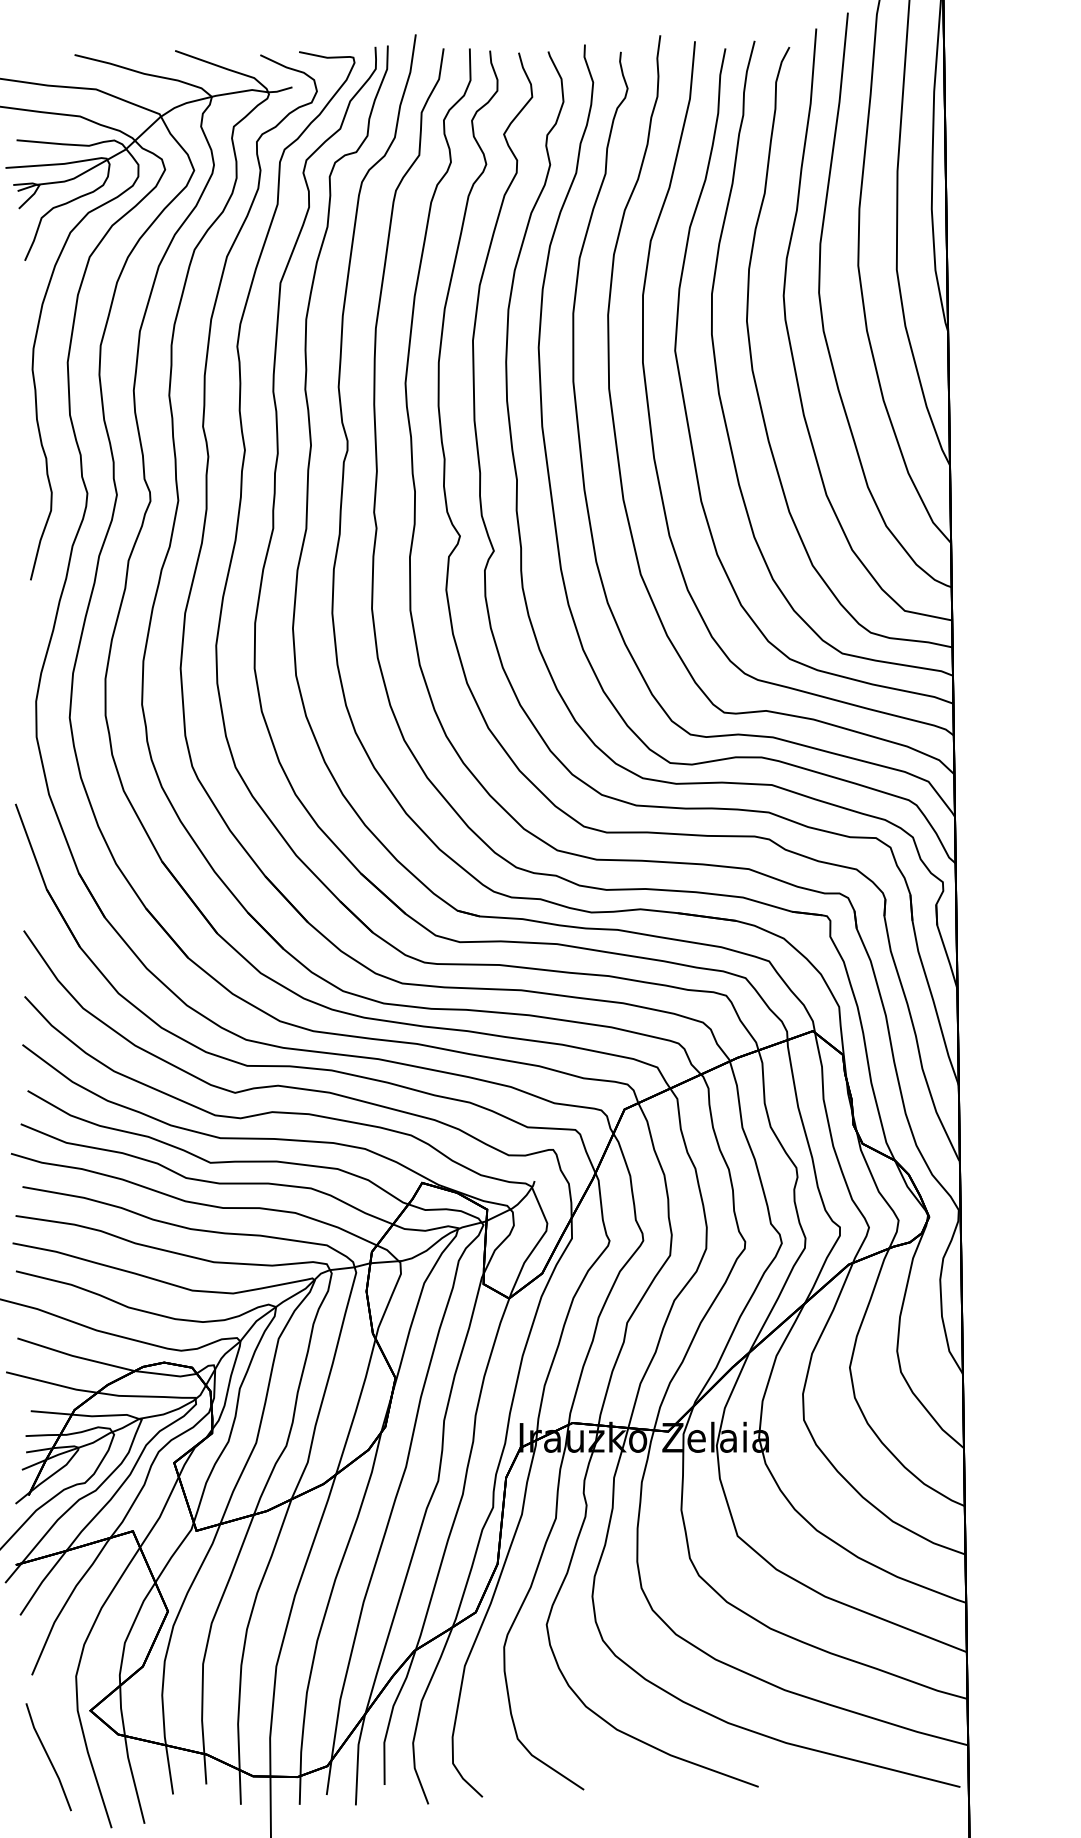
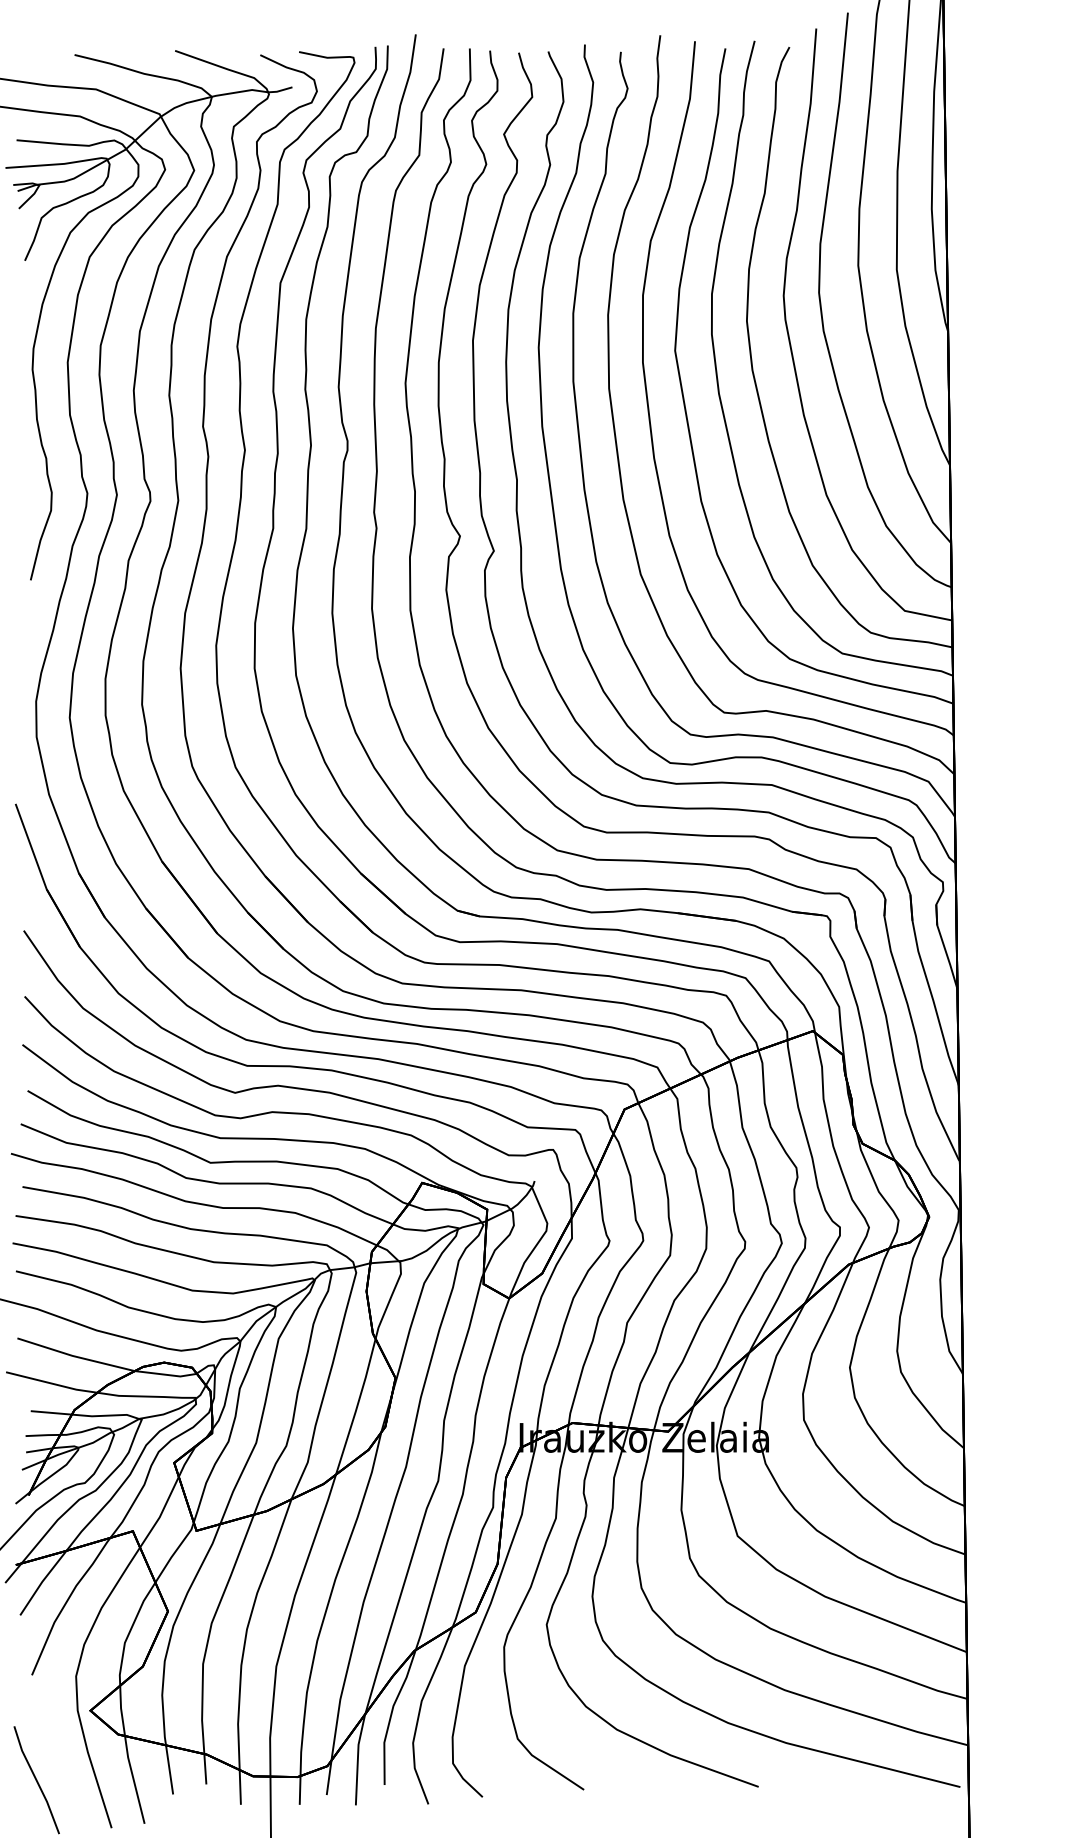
line position: (48, 1757) -> (36, 1780) (36, 1780)
